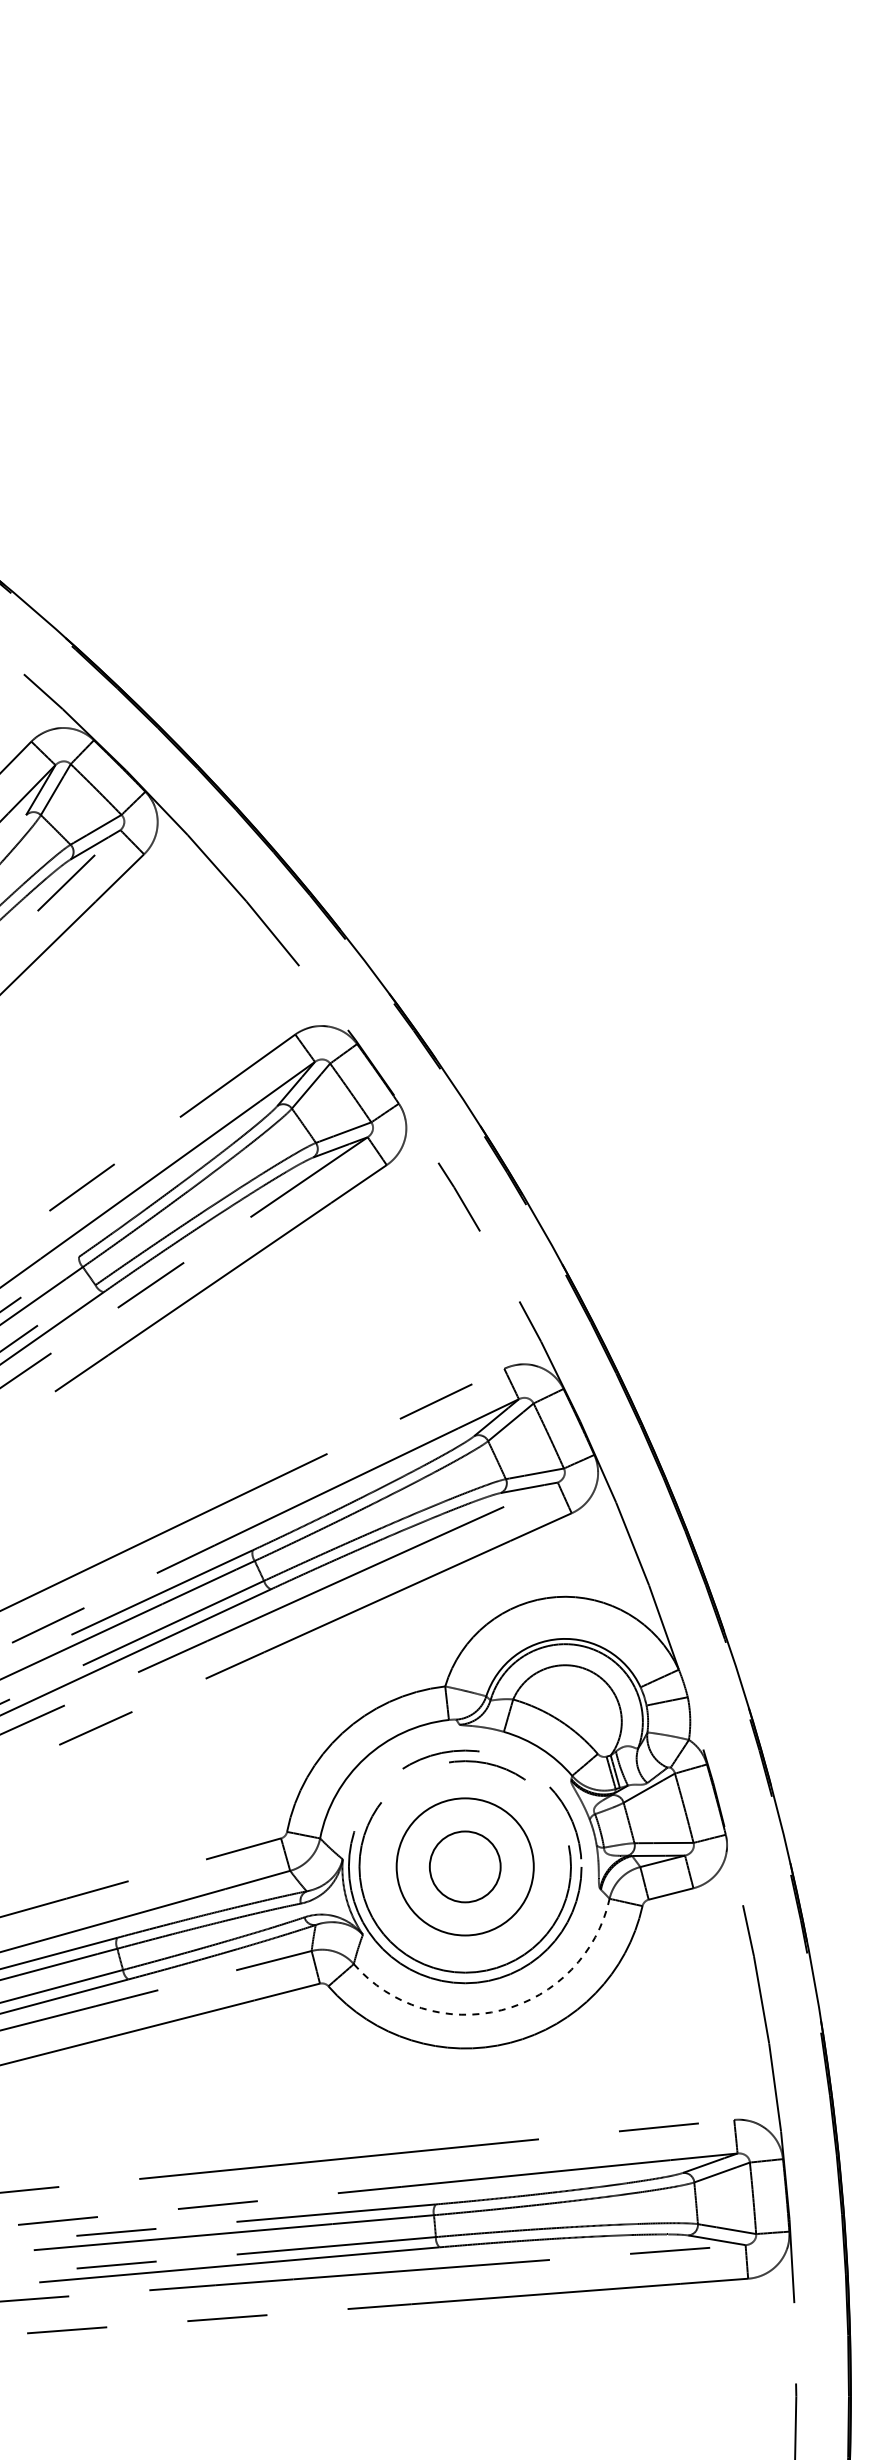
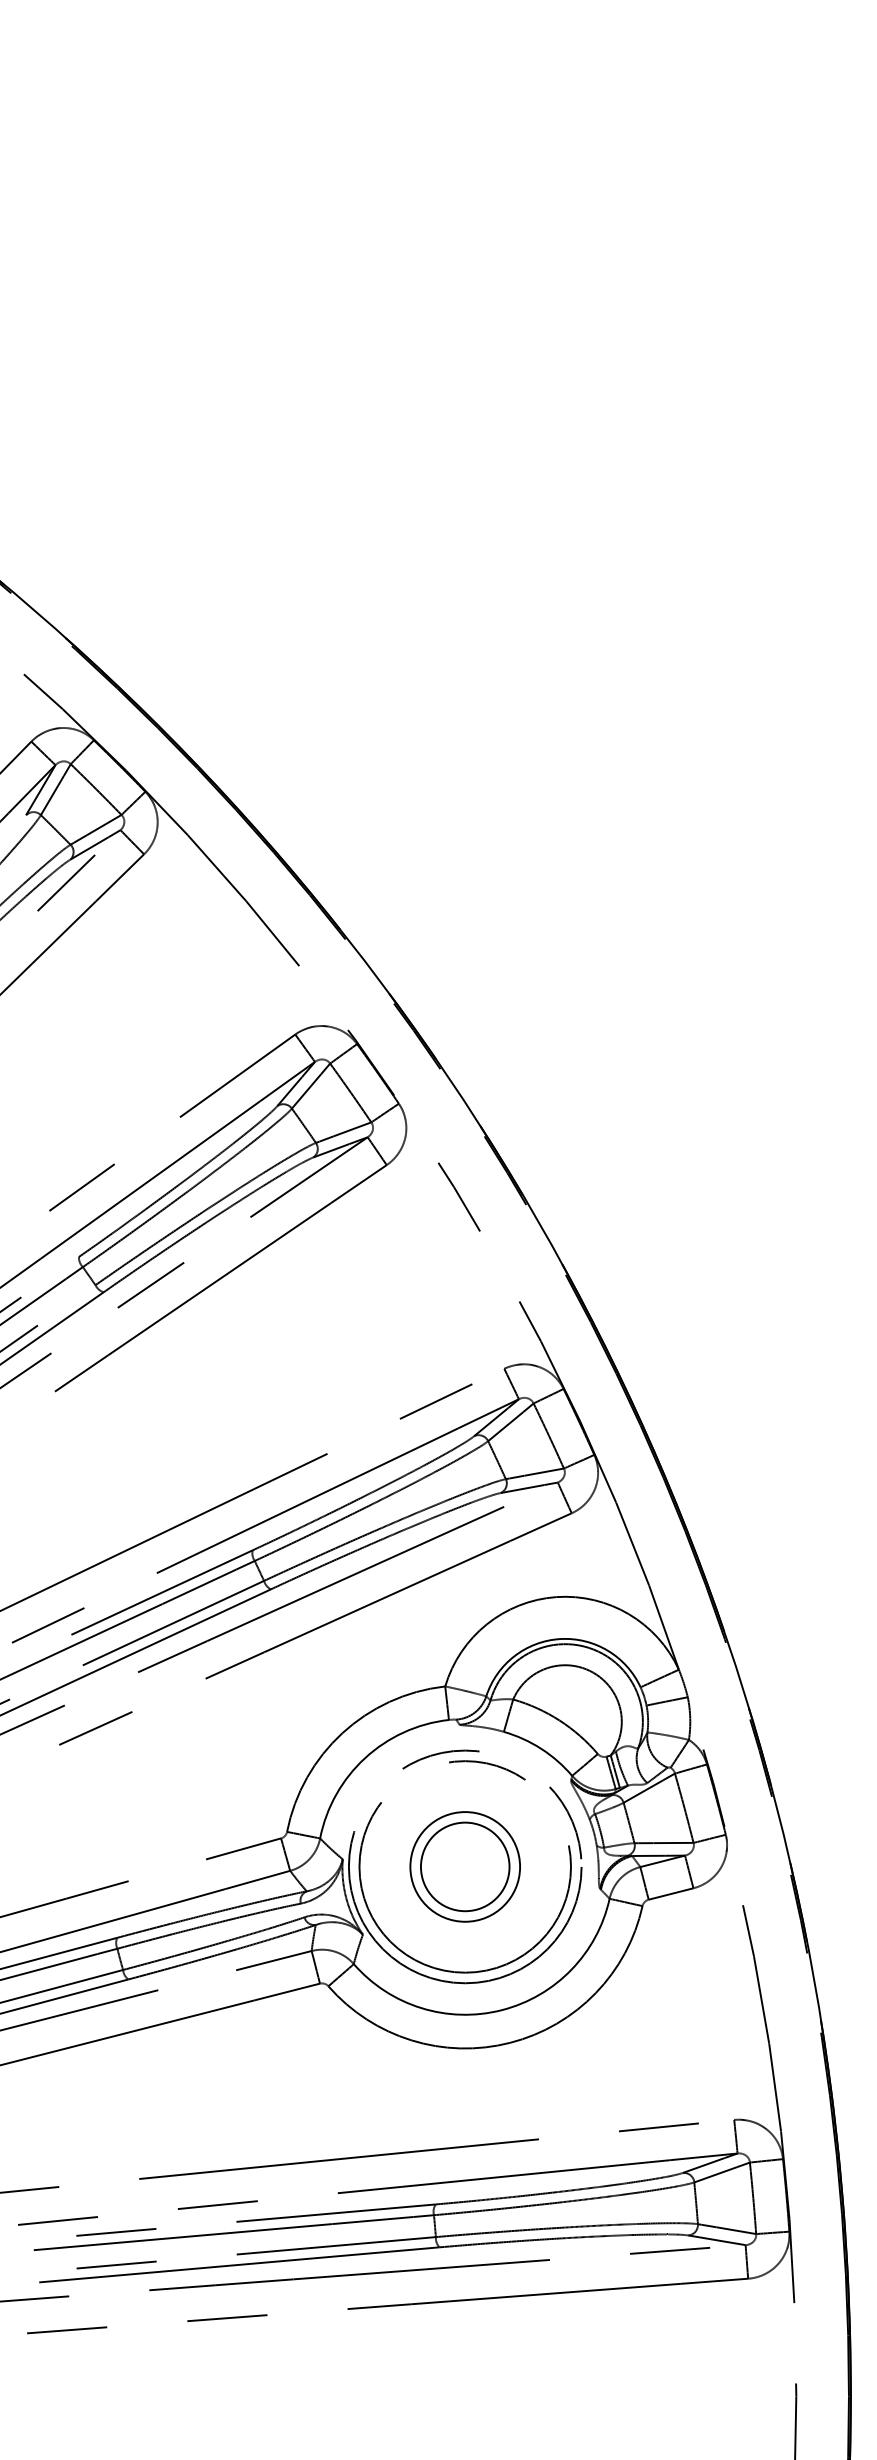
circle diameter: 137 px -> 110 px (465, 1866)
circle diameter: 71 px -> 89 px (464, 1866)
arc: dashed -> solid (501, 2010)
